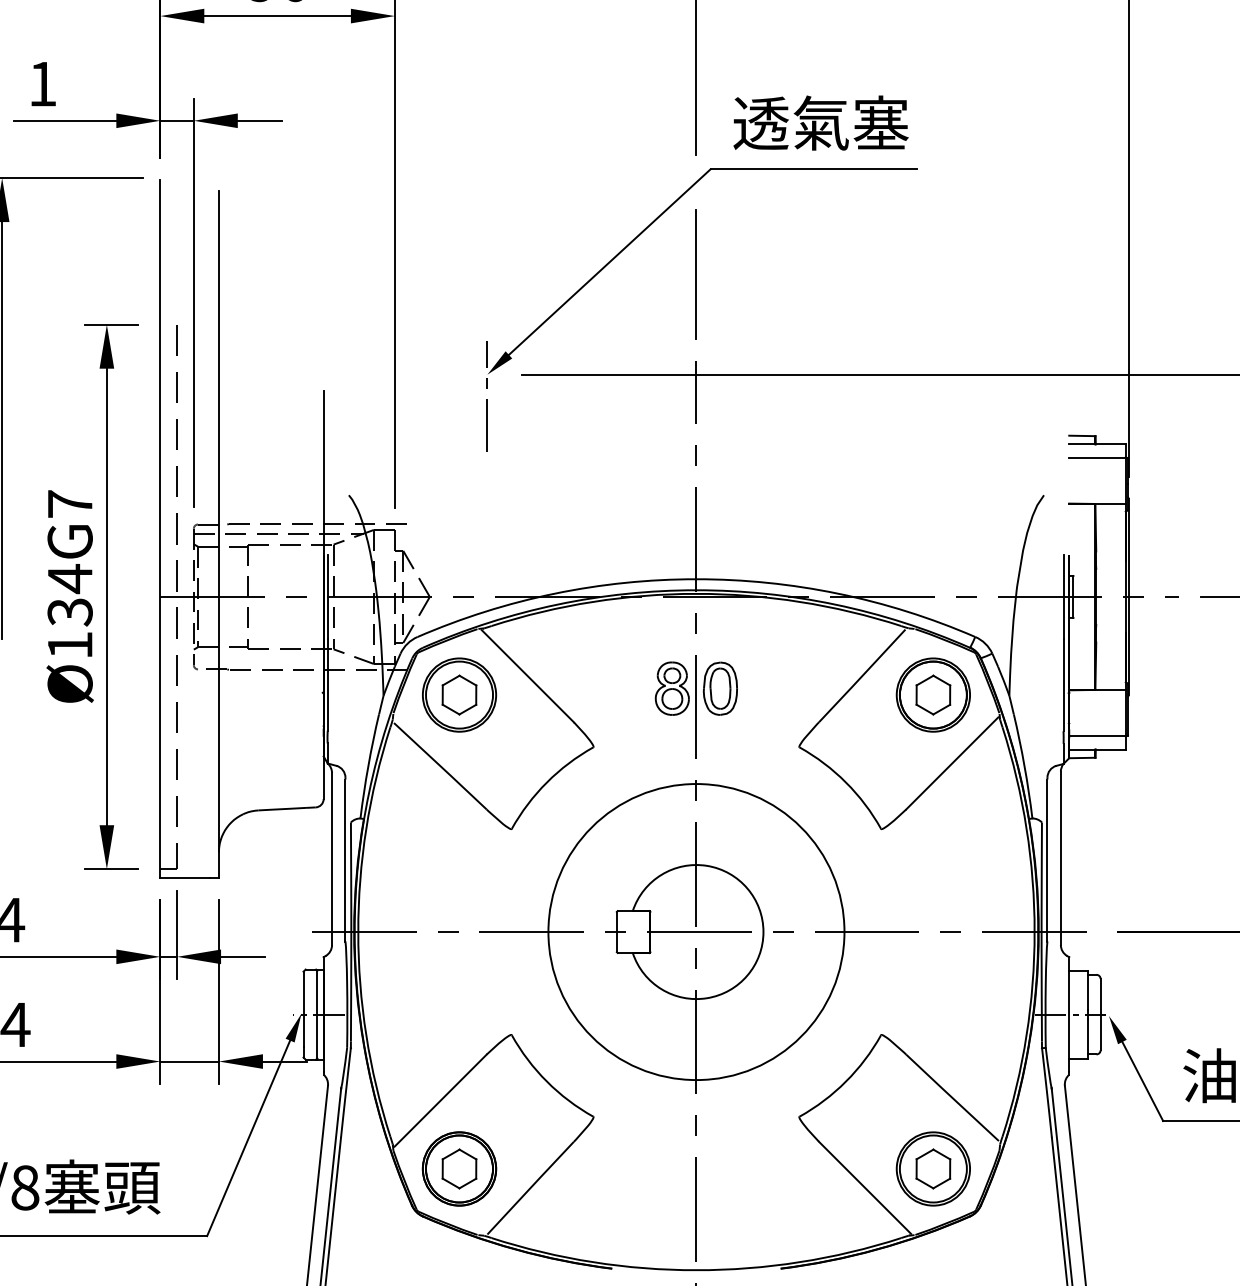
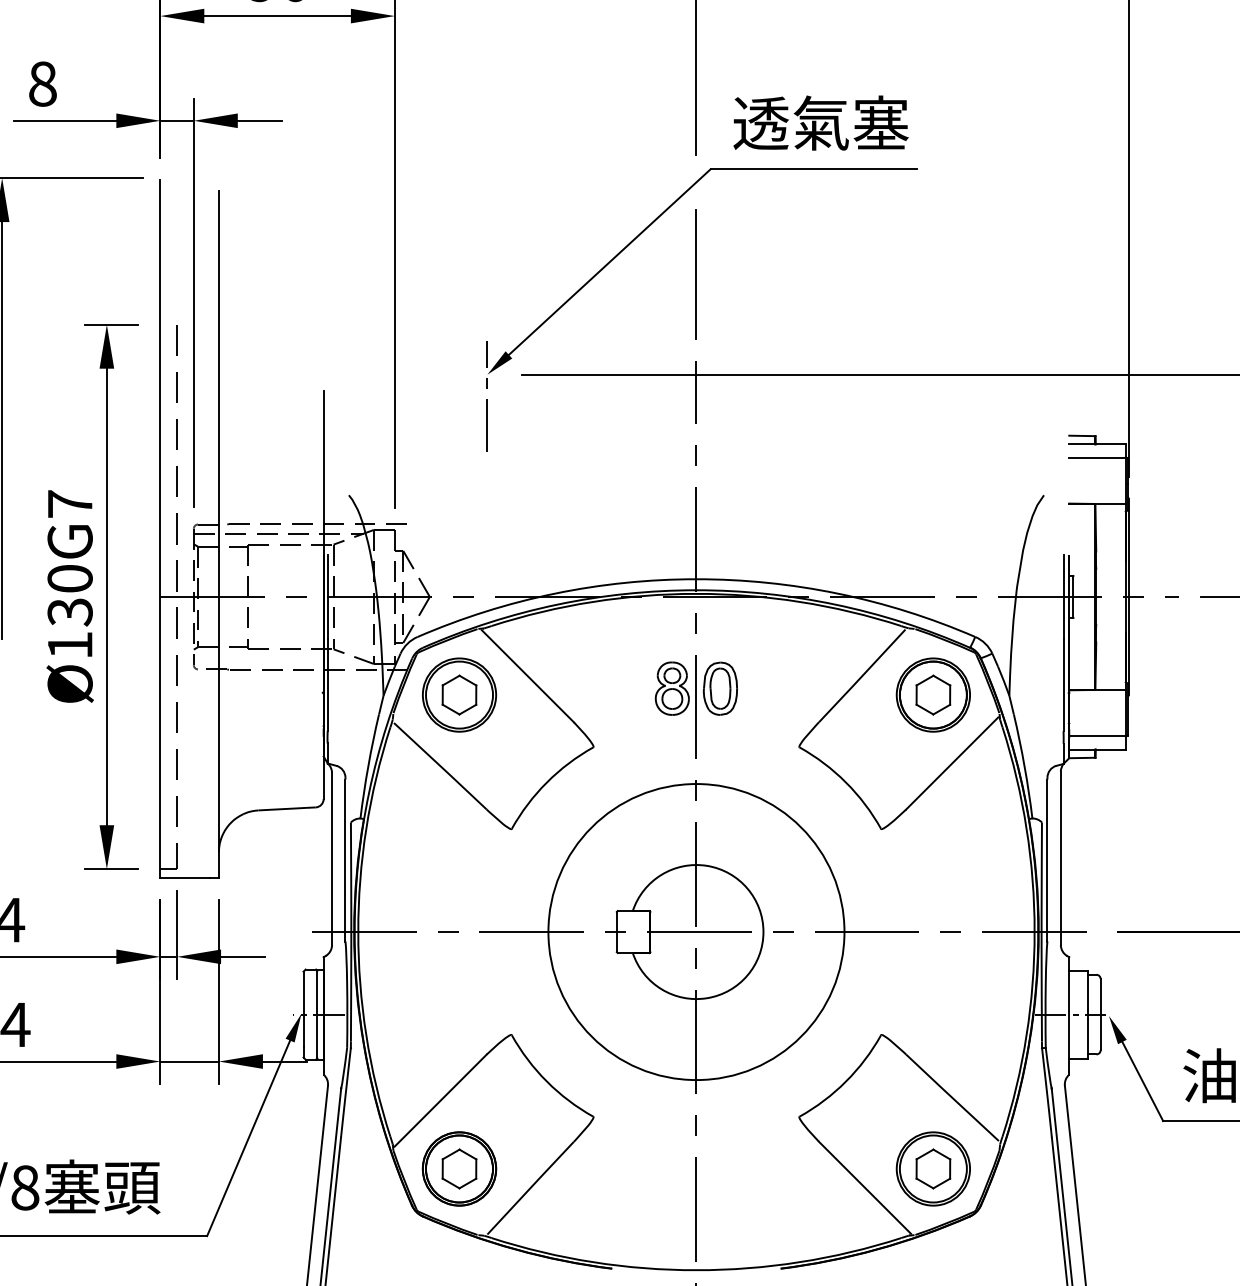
text: 1 -> 8 (42, 83)
text: Ø134G7 -> Ø130G7 (69, 579)
